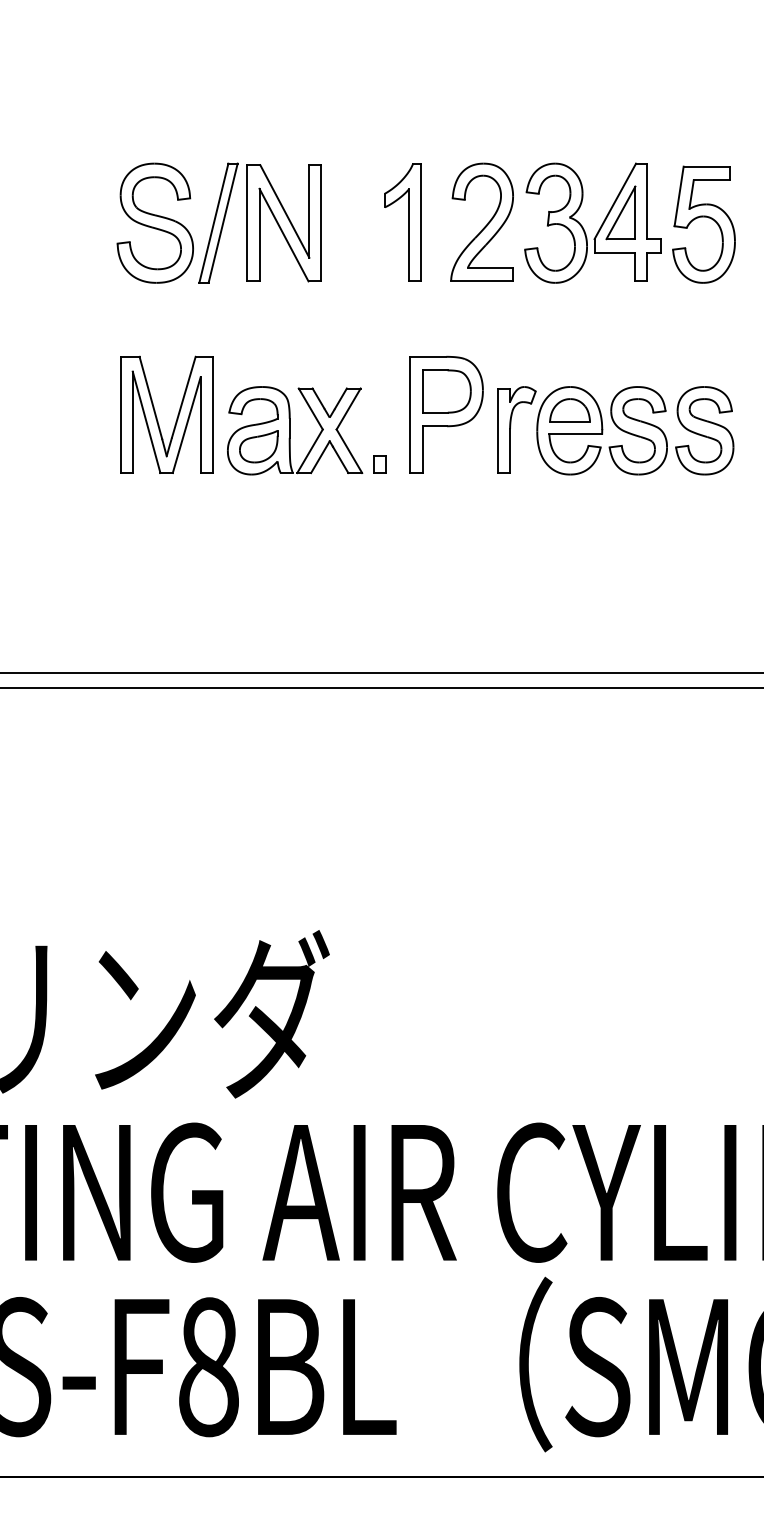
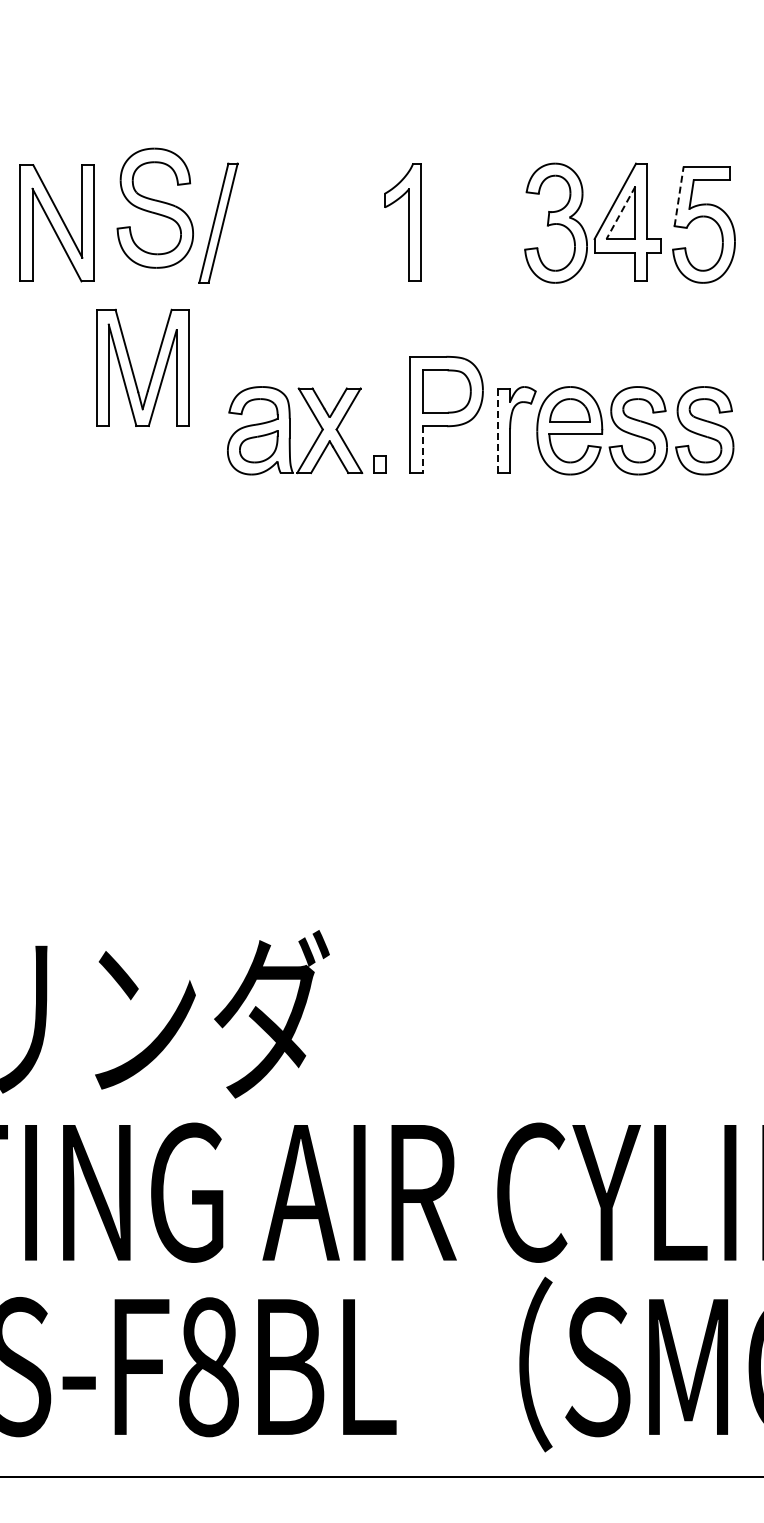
line: solid -> dashed (679, 195)
line: solid -> dashed (620, 212)
part: present -> none (481, 221)
part position: (154, 222) -> (154, 207) (154, 207)
part position: (283, 223) -> (56, 223) (56, 223)
part position: (157, 417) -> (133, 370) (133, 370)
line: solid -> dashed (498, 430)
line: solid -> dashed (422, 450)
line: present -> none (381, 672)
line: present -> none (381, 688)
